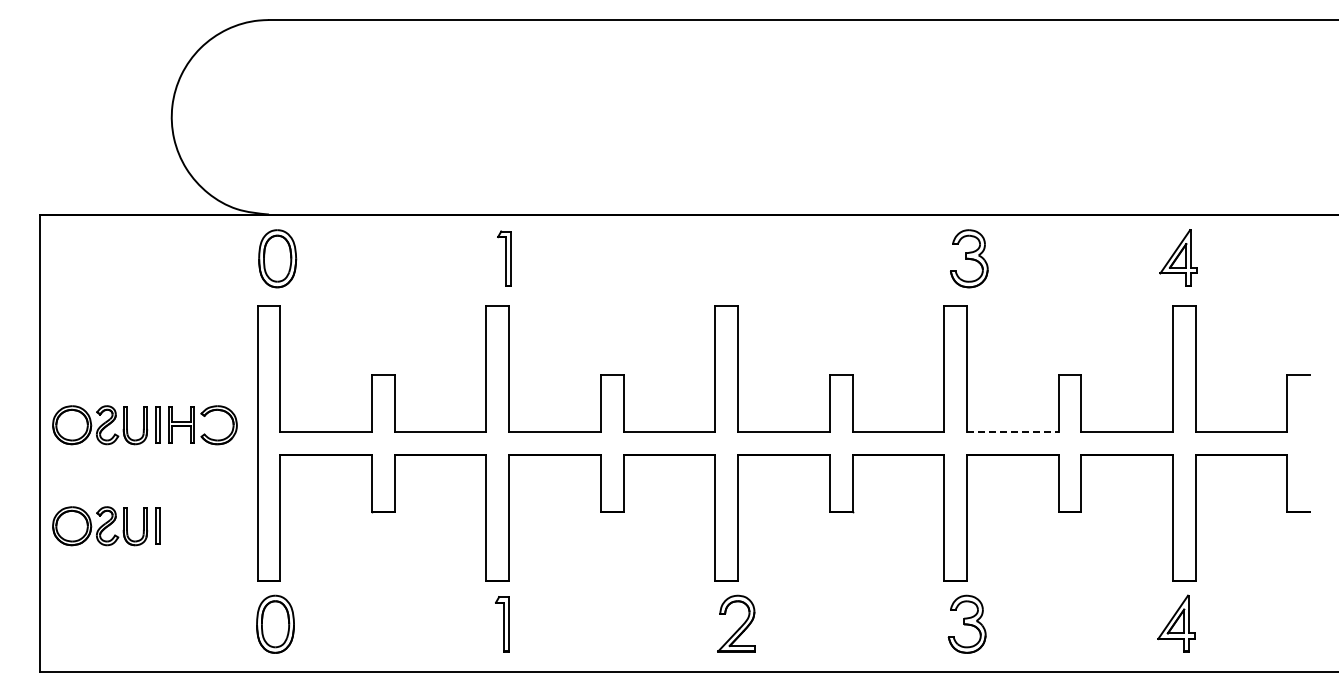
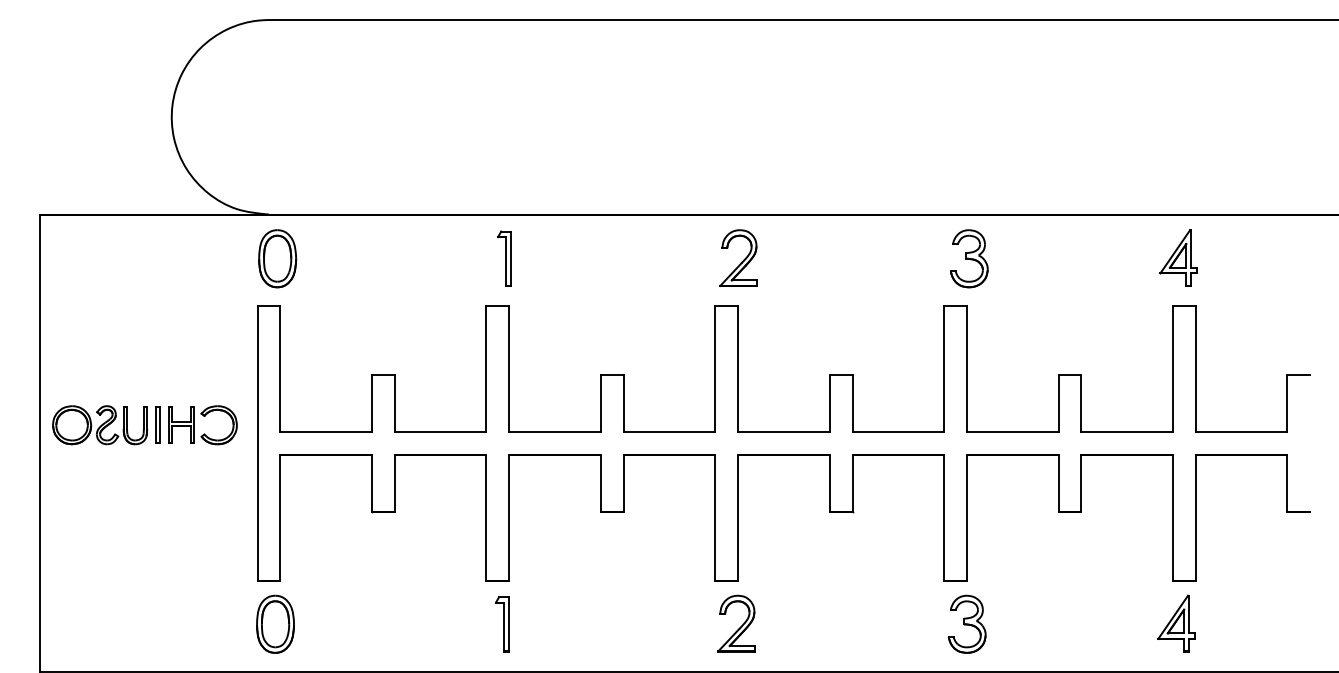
part: none -> present (738, 258)
line: dashed -> solid (1012, 431)
part: present -> none (106, 526)
